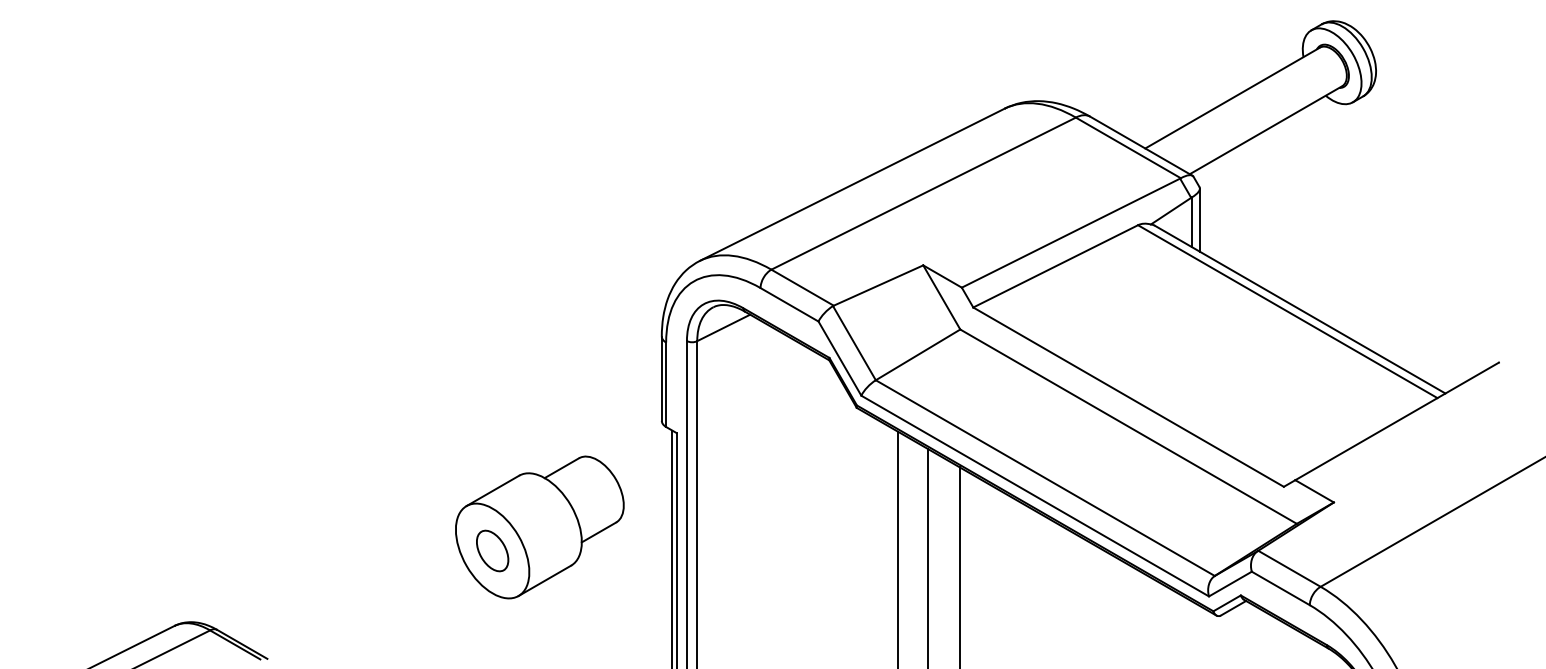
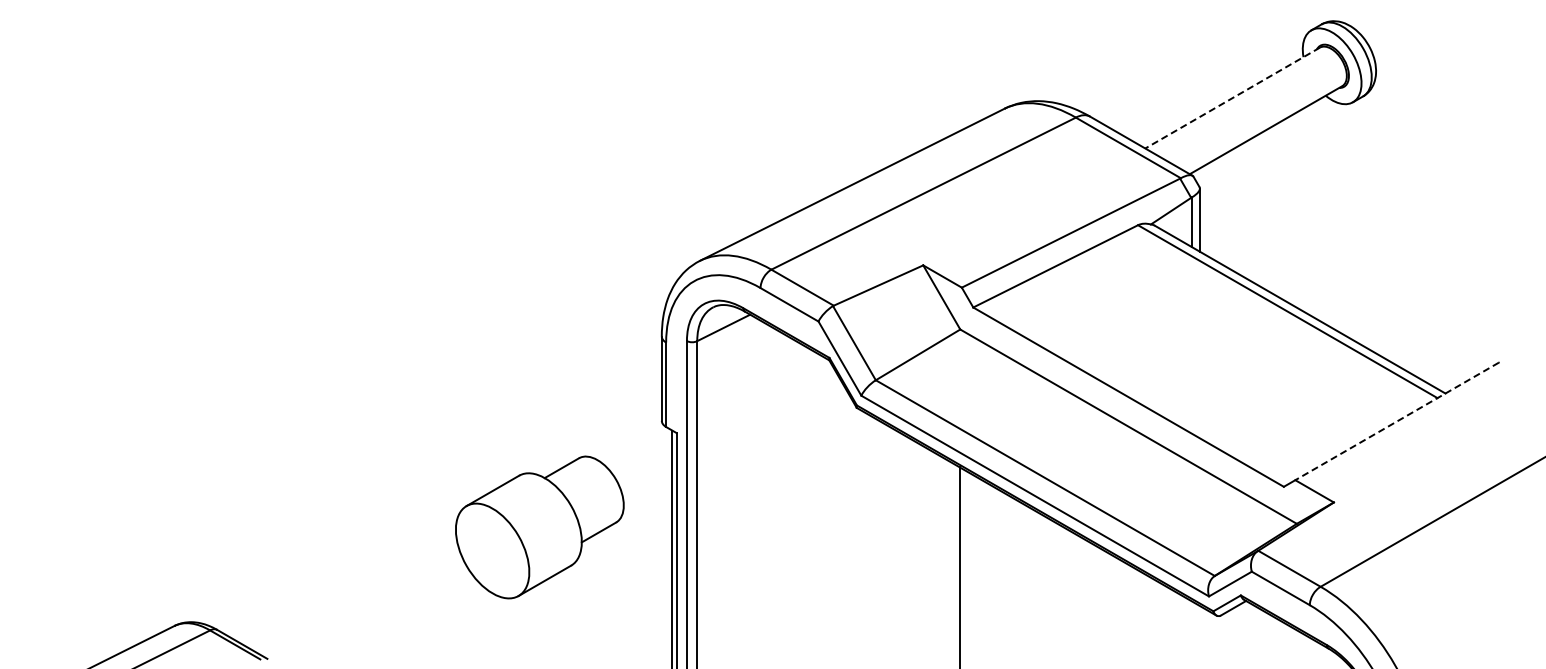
line: solid -> dashed (1232, 98)
line: solid -> dashed (1397, 421)
line: present -> none (898, 548)
part: present -> none (492, 550)
line: present -> none (928, 557)
